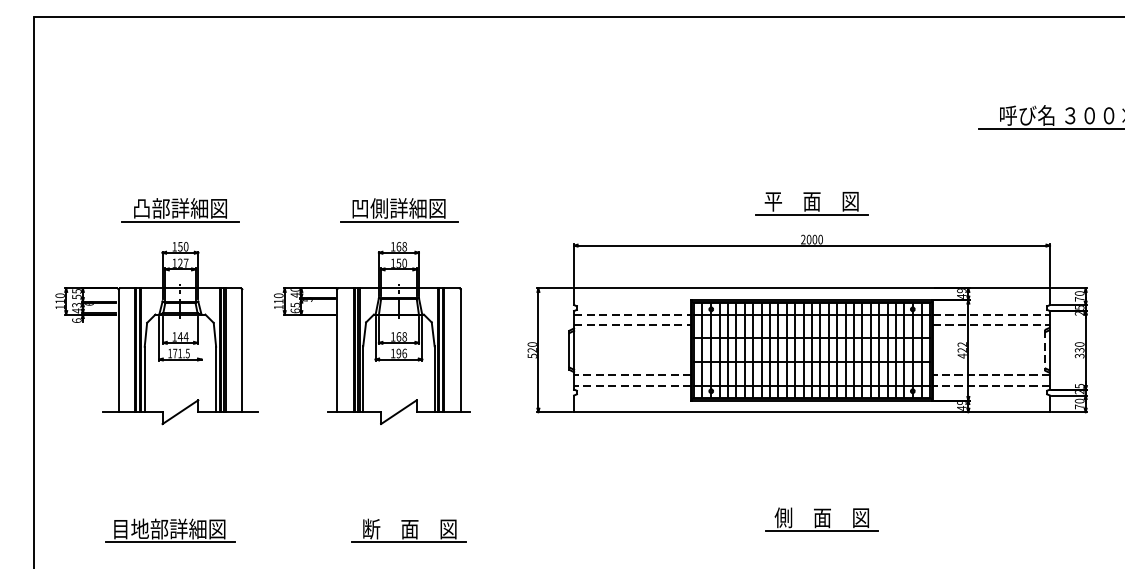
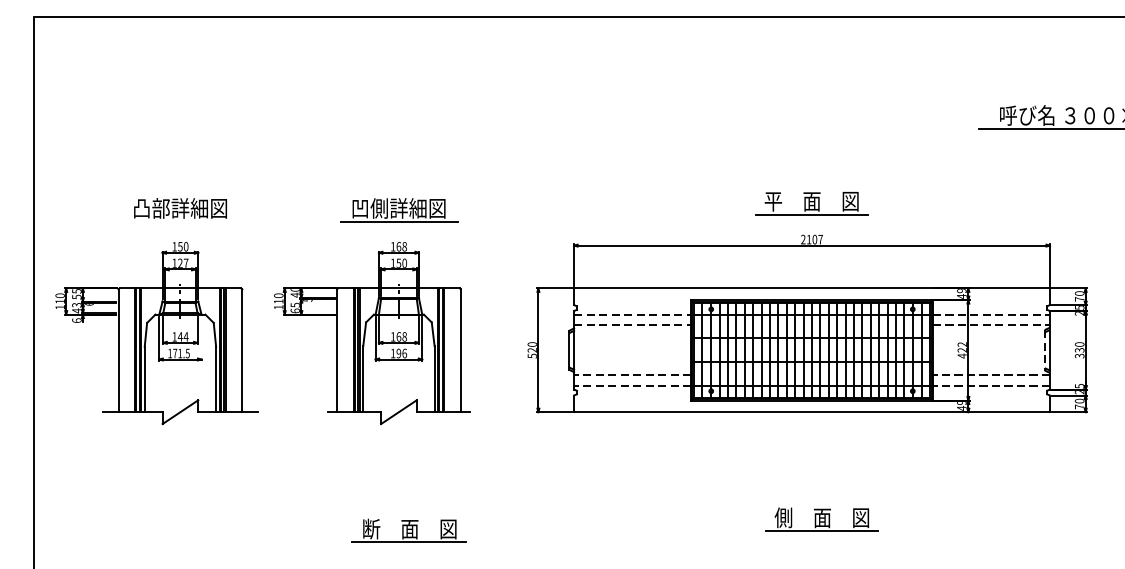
line: present -> none (179, 221)
text: 2000 -> 2107 (814, 239)
part: present -> none (170, 530)
